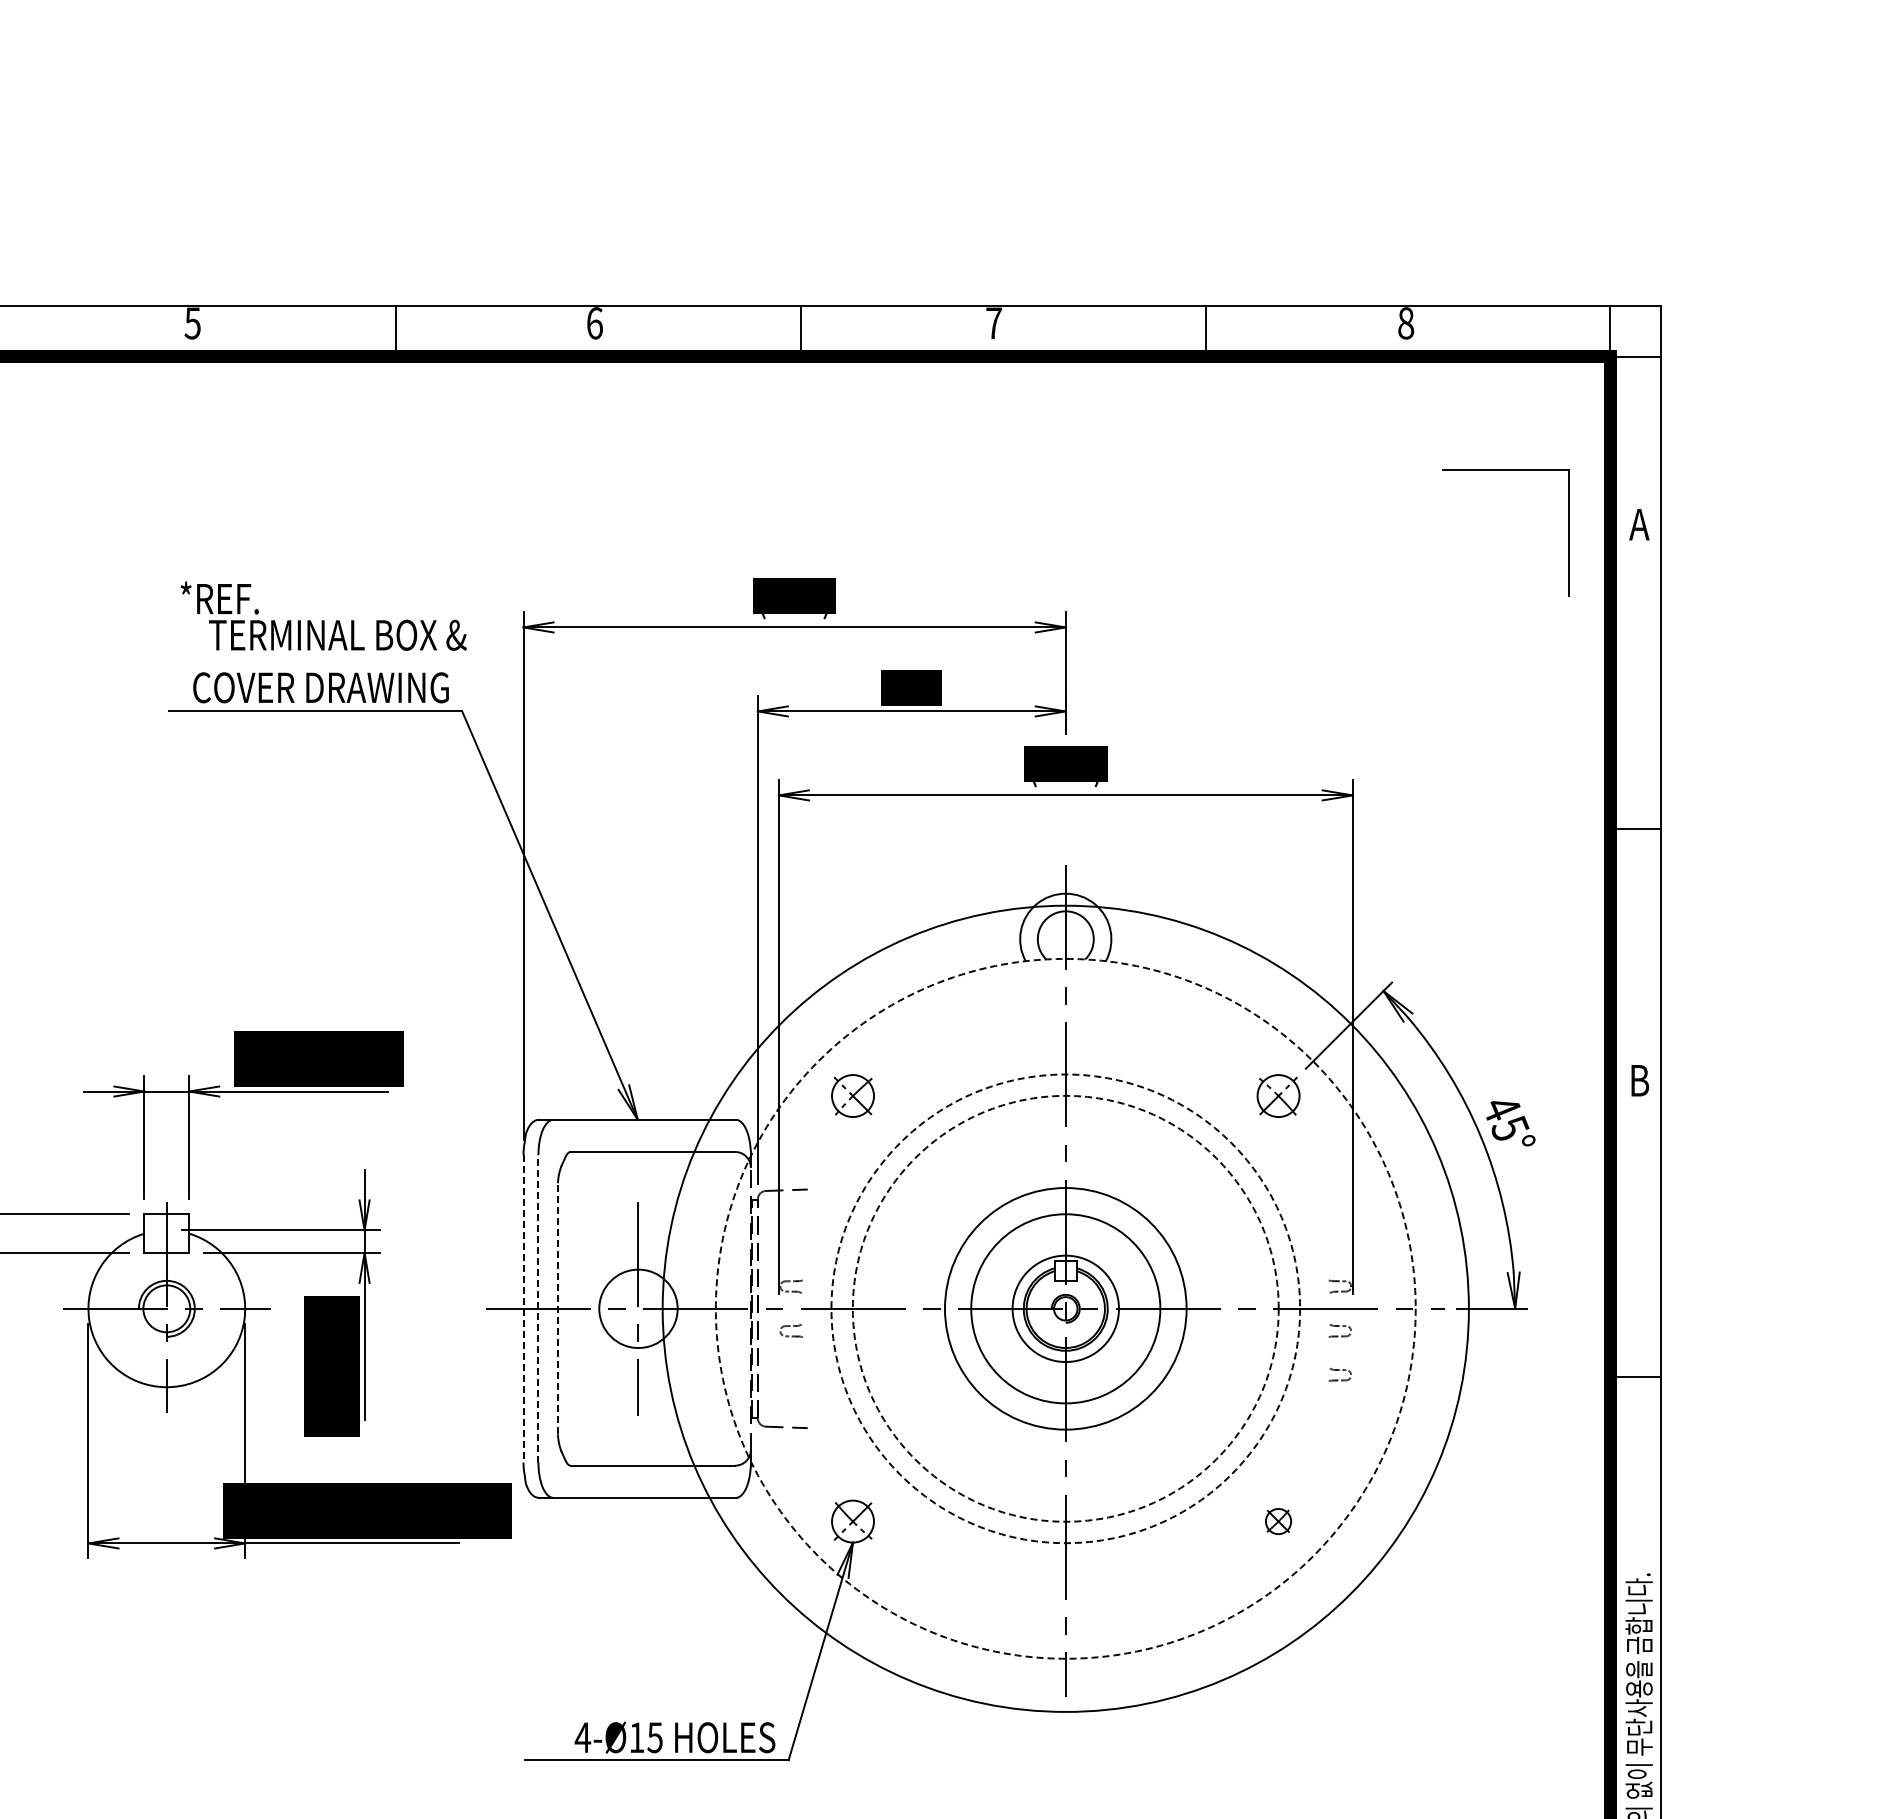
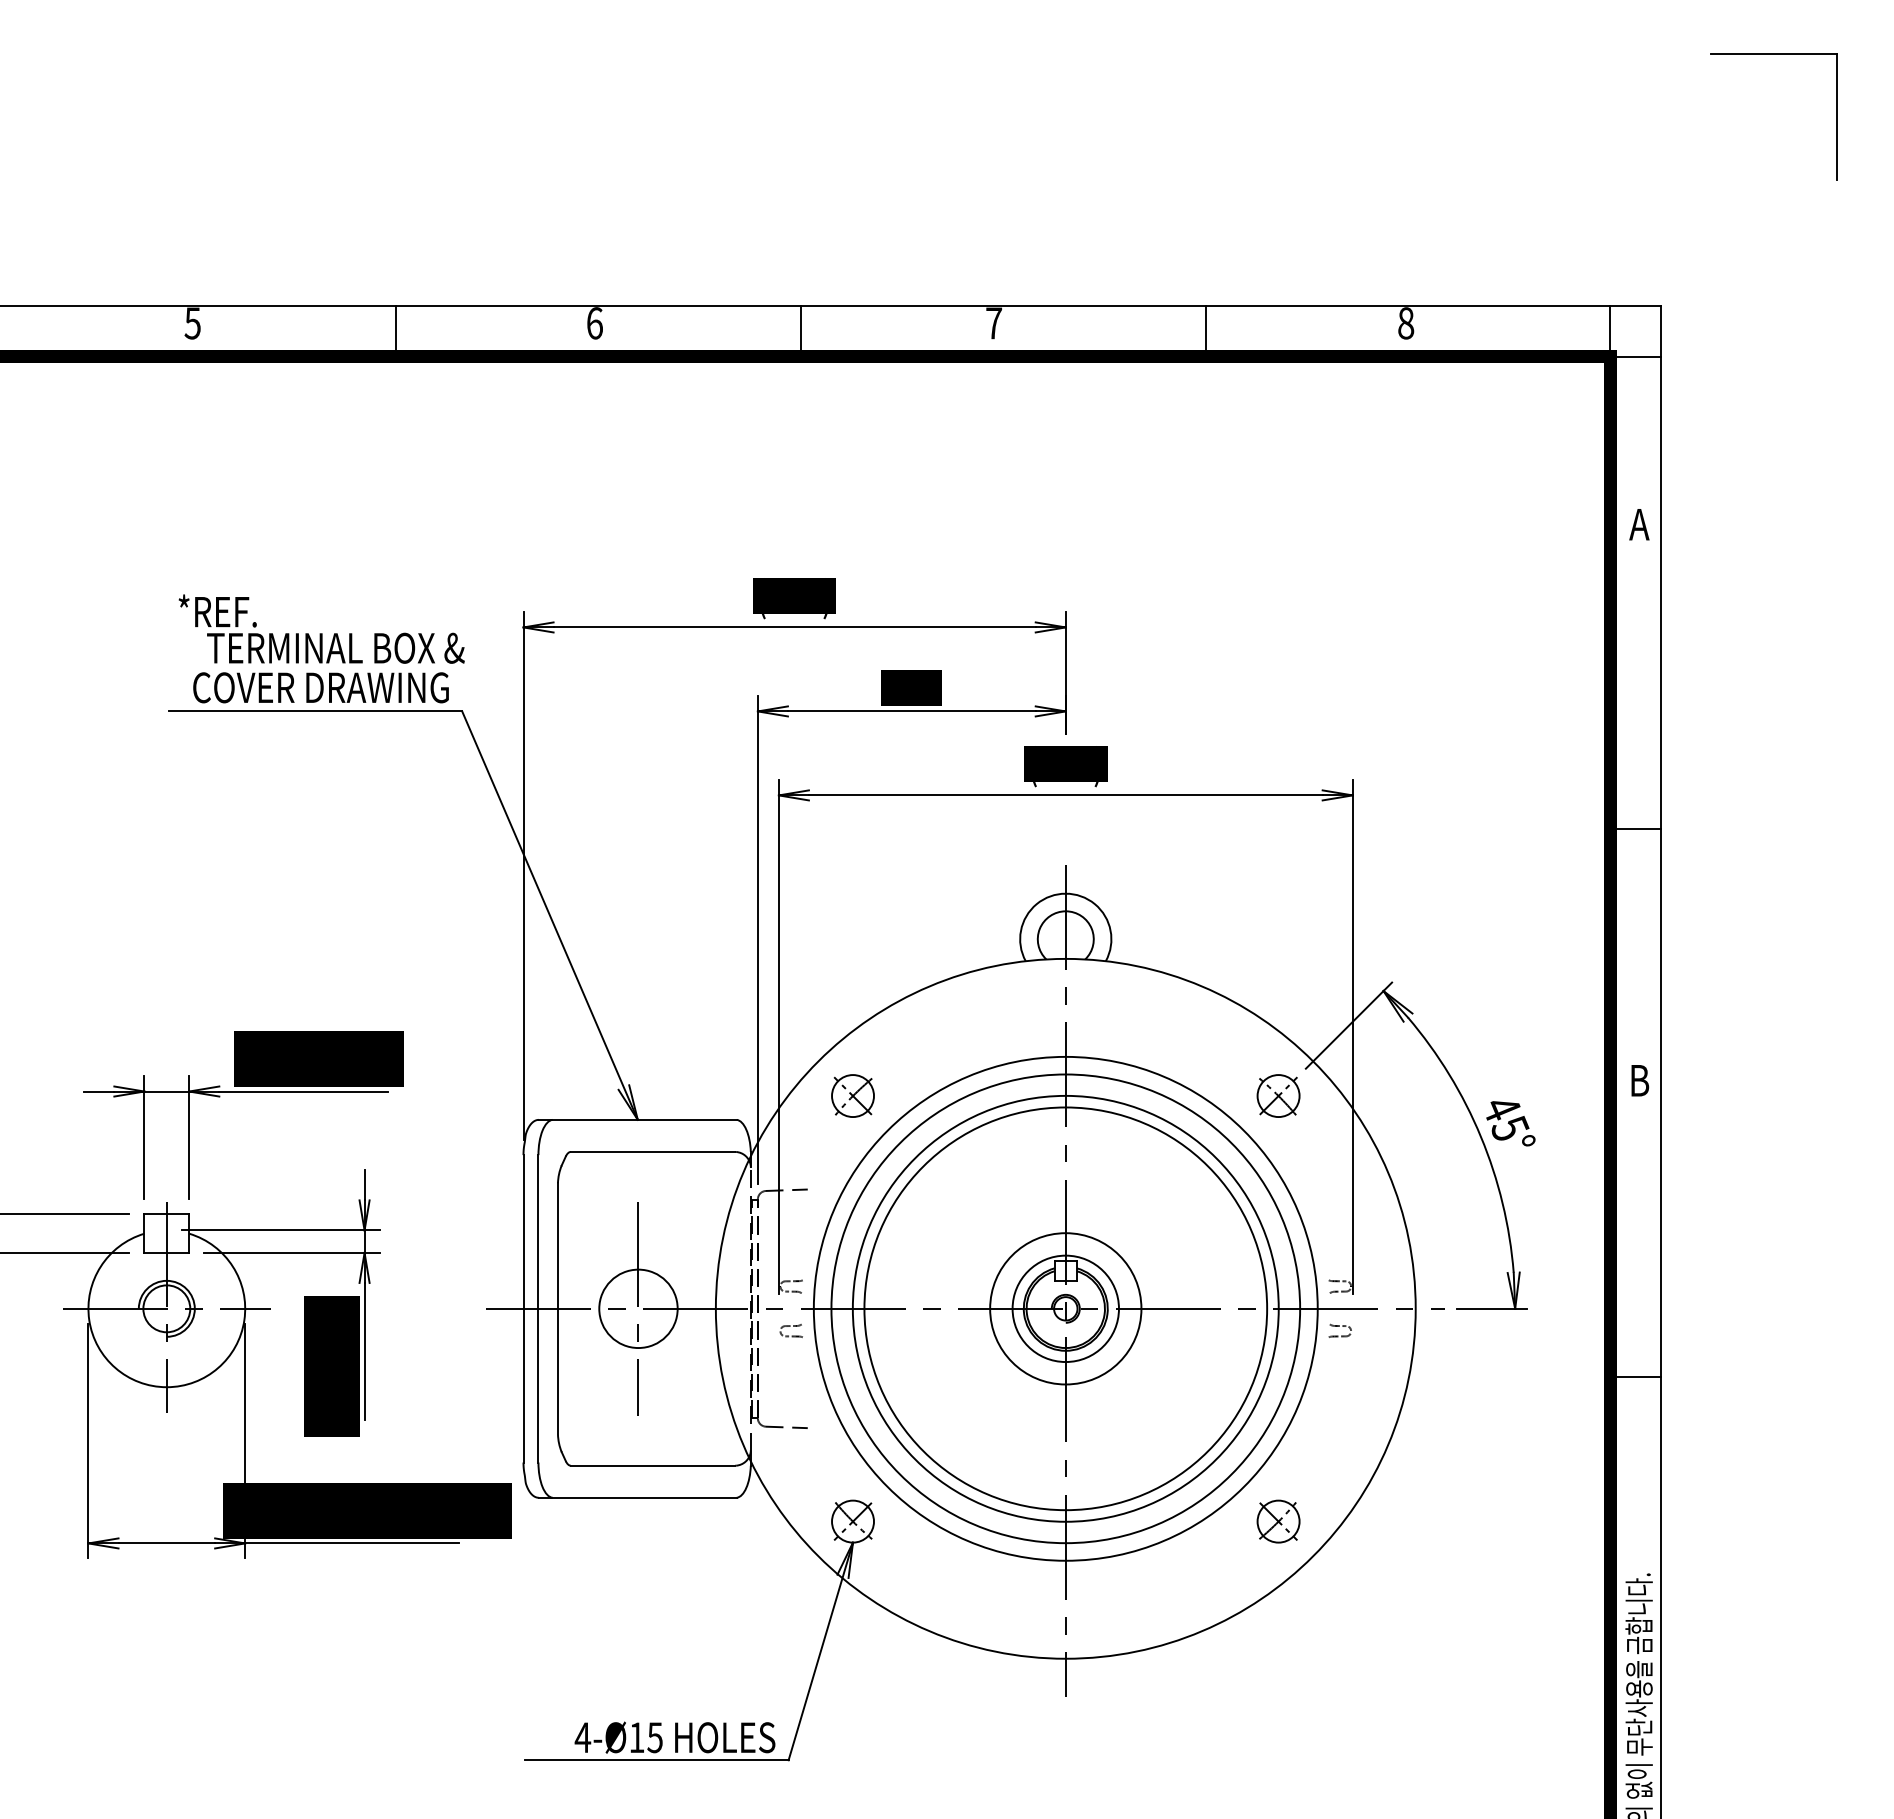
part position: (1505, 470) -> (1773, 54) (1773, 54)
text position: (323, 615) -> (321, 628) (321, 628)
line: dashed -> solid (523, 1308)
line: dashed -> solid (538, 1308)
line: dashed -> solid (557, 1308)
circle diameter: 189 px -> 151 px (1065, 1308)
circle diameter: 242 px -> 403 px (1065, 1308)
circle diameter: 806 px -> 504 px (1065, 1308)
circle: dashed -> solid (1065, 1308)
circle: dashed -> solid (1065, 1308)
circle: dashed -> solid (1065, 1308)
part: present -> none (1339, 1374)
part size: 27x28 px -> 45x45 px (1278, 1521)
